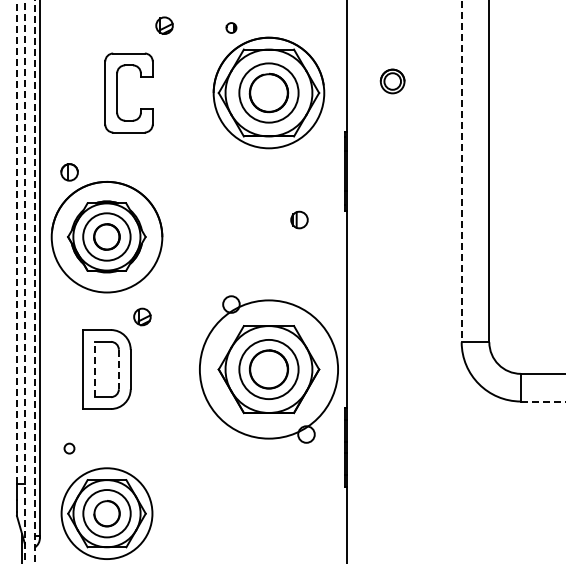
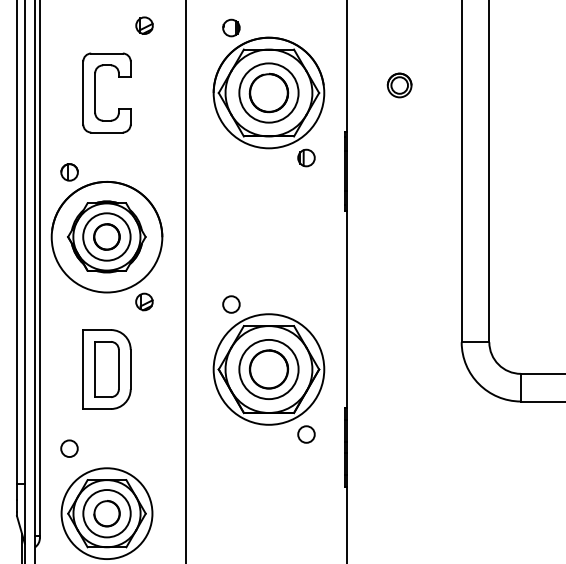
part position: (164, 25) -> (144, 25) (144, 25)
part size: 13x12 px -> 19x20 px (231, 27)
part position: (392, 81) -> (399, 85) (399, 85)
part position: (117, 92) -> (95, 92) (95, 92)
line: dashed -> solid (461, 171)
part position: (299, 219) -> (306, 157) (306, 157)
line: dashed -> solid (16, 242)
line: dashed -> solid (35, 281)
line: none -> present (186, 281)
line: dashed -> solid (24, 282)
part position: (142, 316) -> (144, 301) (144, 301)
line: dashed -> solid (95, 369)
line: dashed -> solid (118, 369)
circle diameter: 138 px -> 111 px (268, 369)
line: dashed -> solid (543, 401)
circle size: 13x13 px -> 19x19 px (69, 448)
